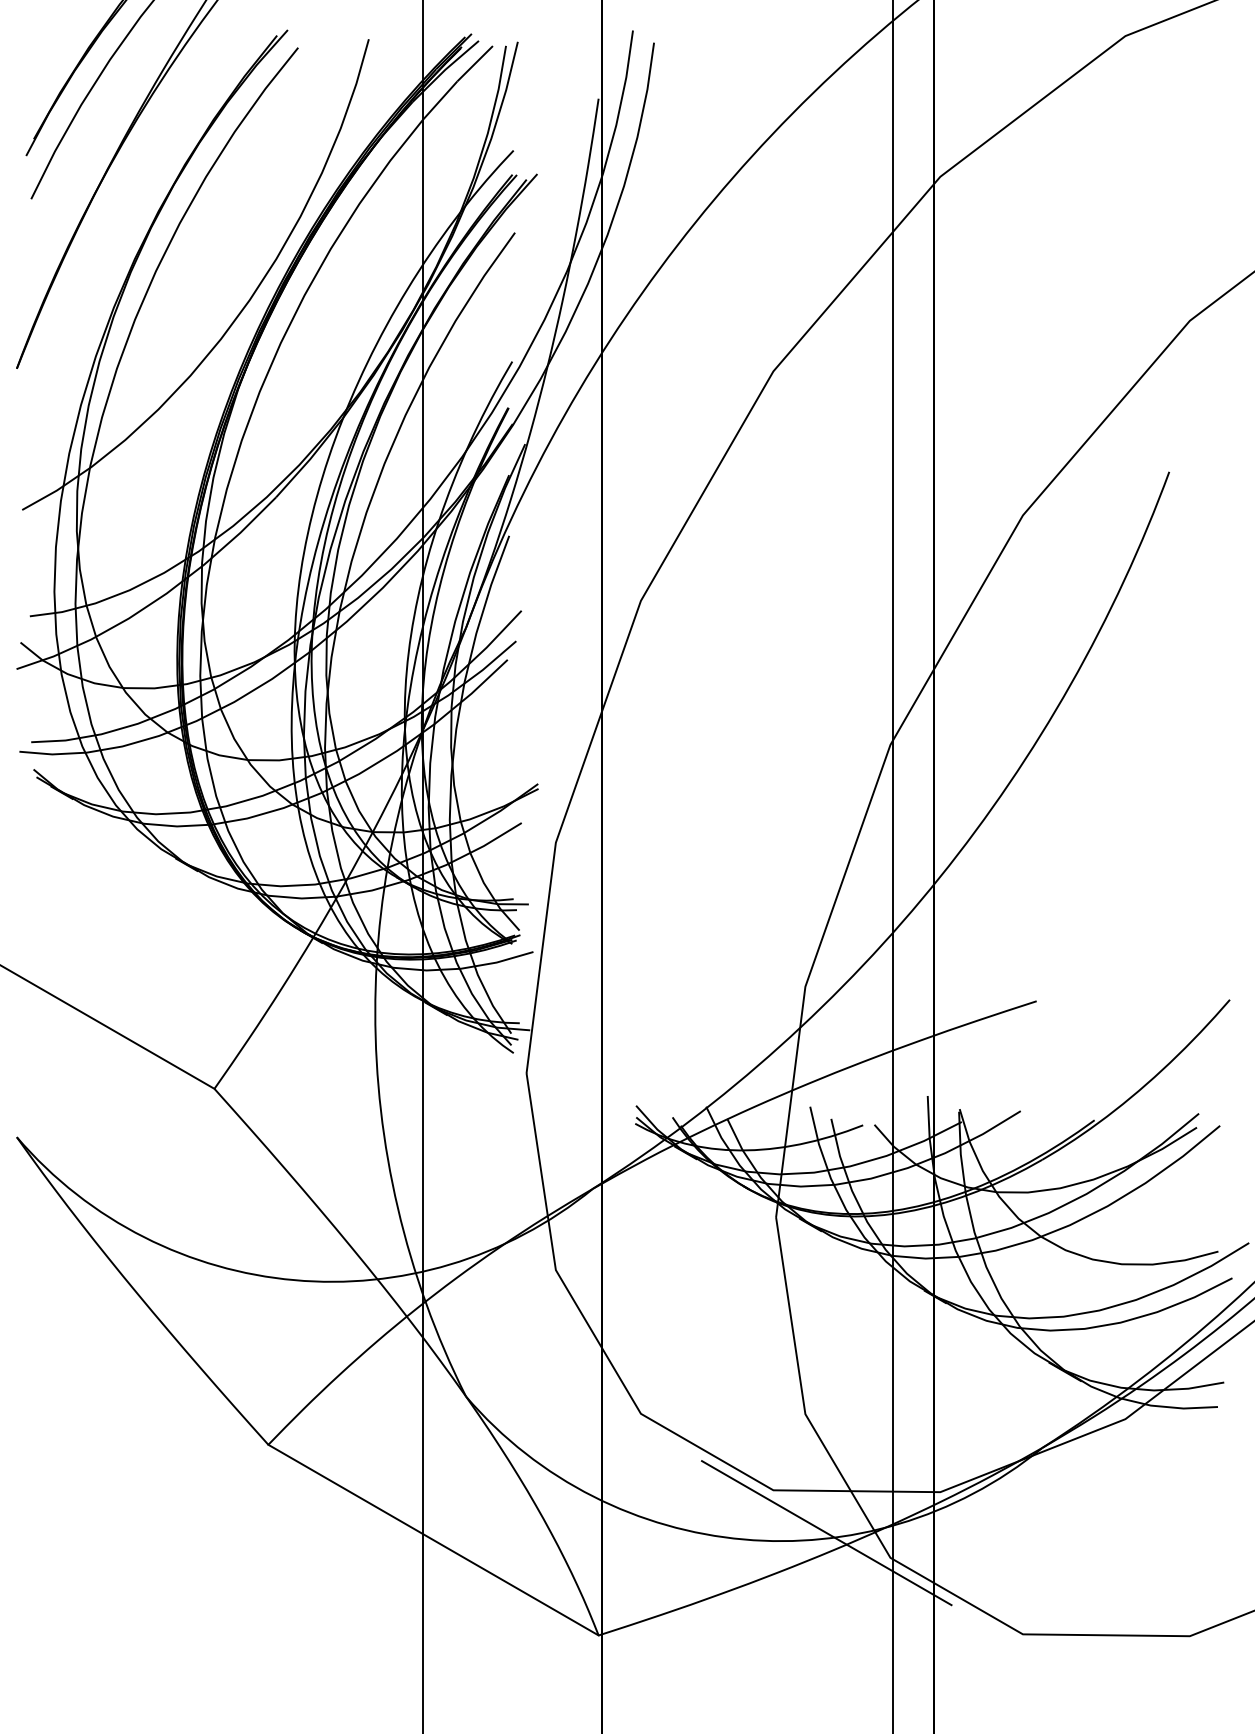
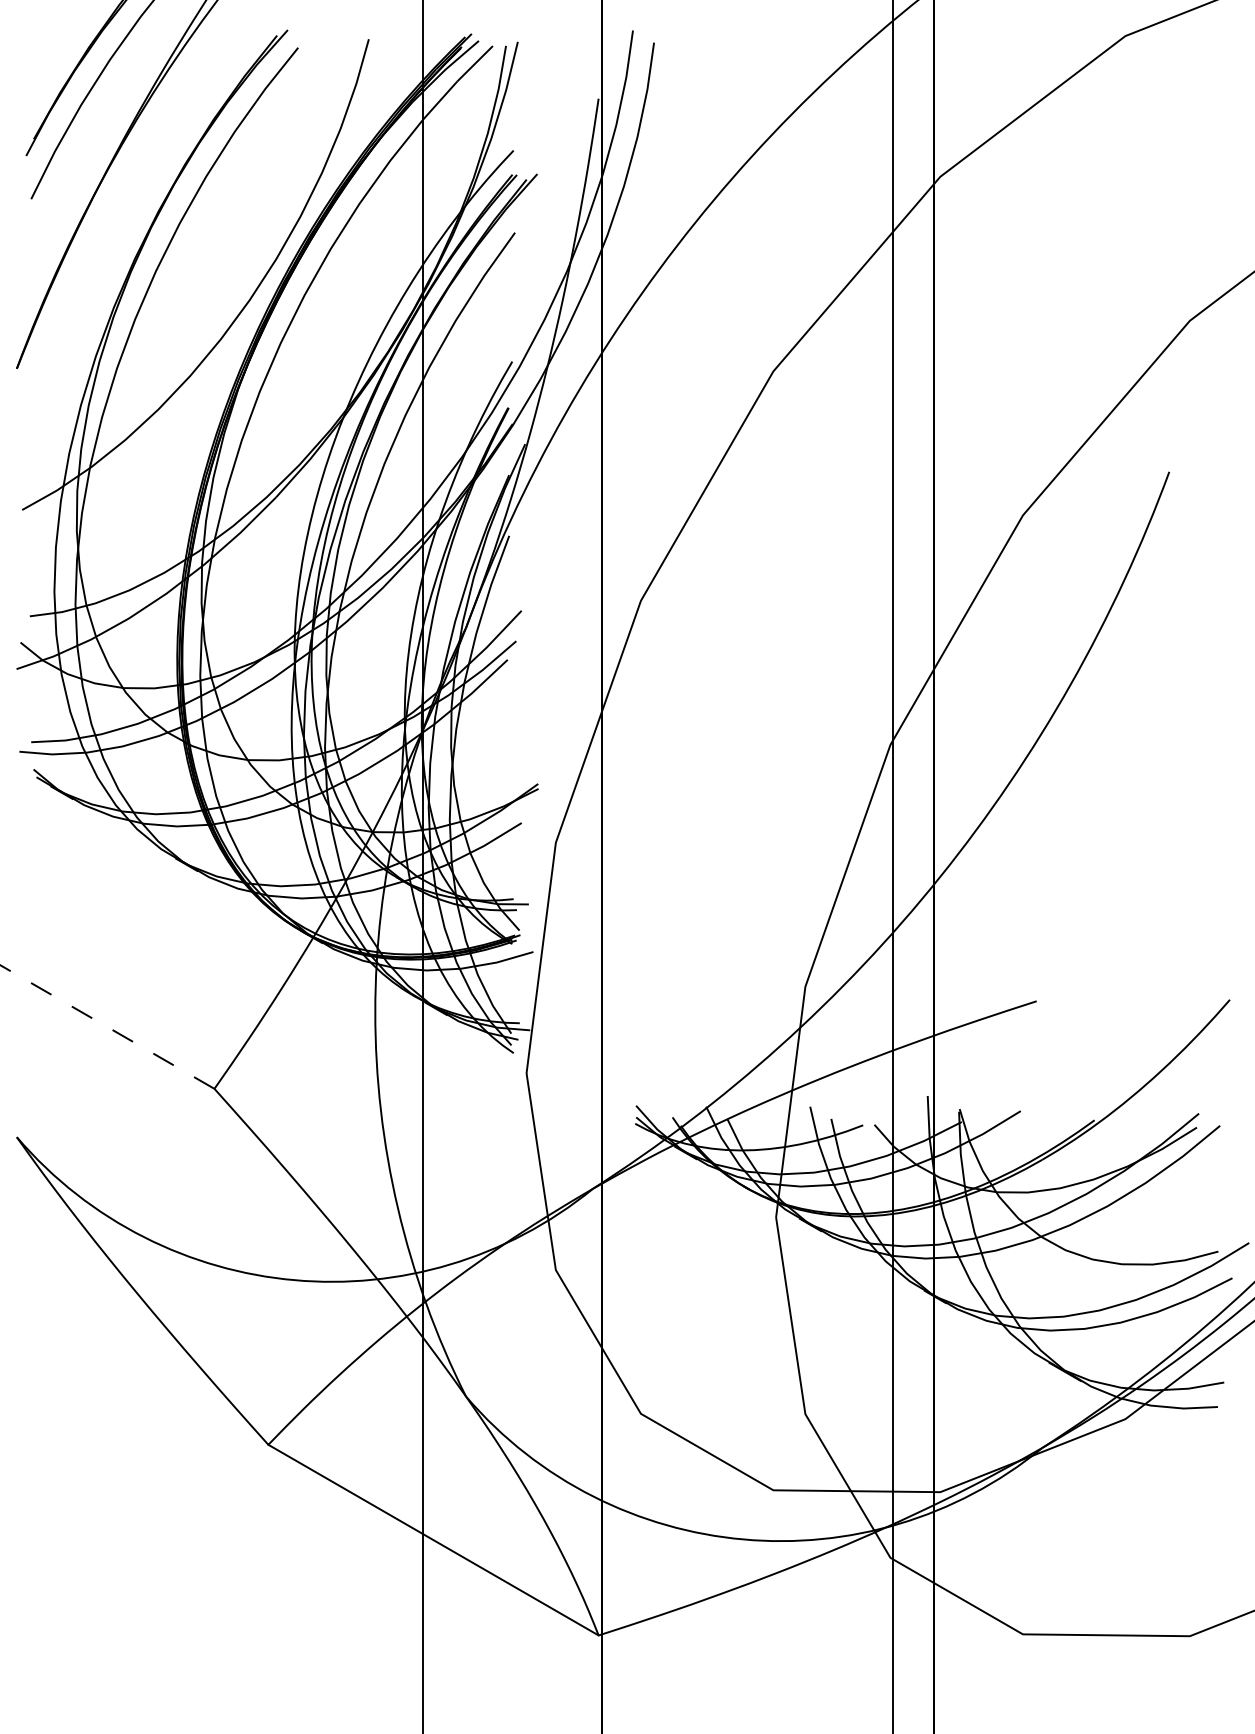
line: solid -> dashed (107, 1026)
line: present -> none (826, 1533)
